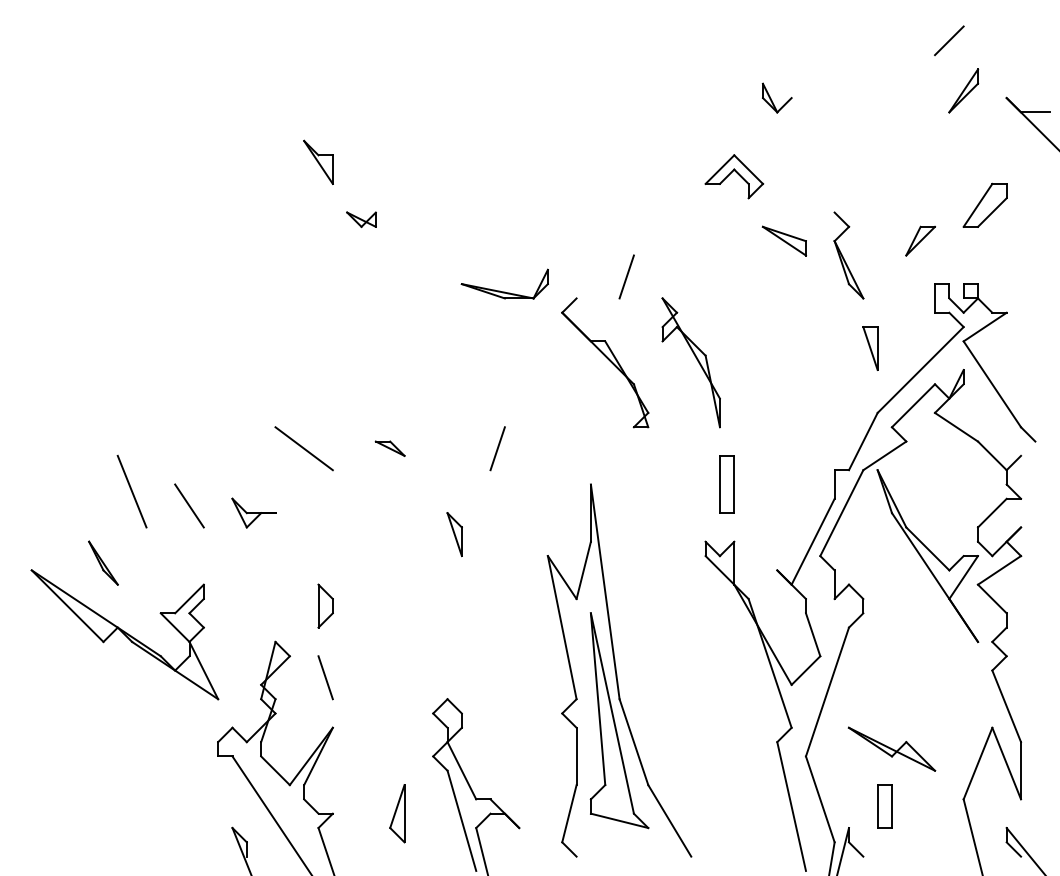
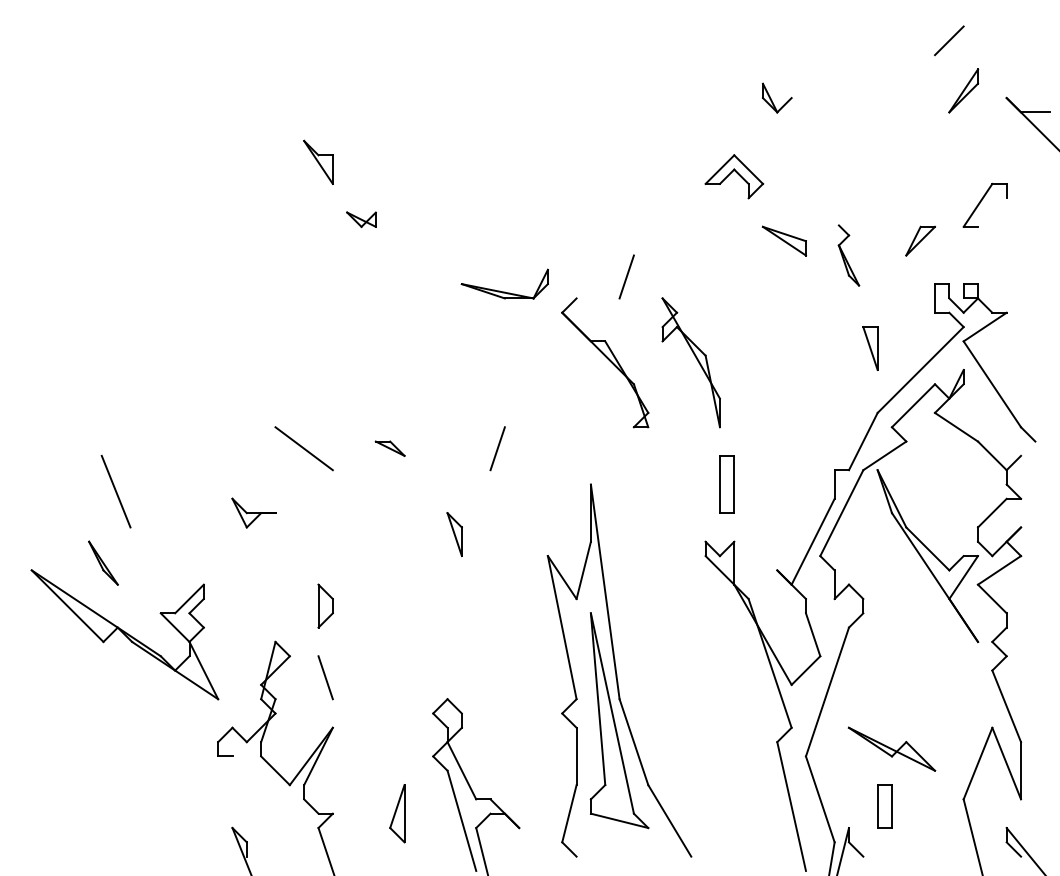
line: present -> none (992, 212)
part size: 32x89 px -> 24x63 px (848, 255)
line position: (131, 491) -> (115, 491) (115, 491)
line: present -> none (189, 505)
line: present -> none (270, 814)
